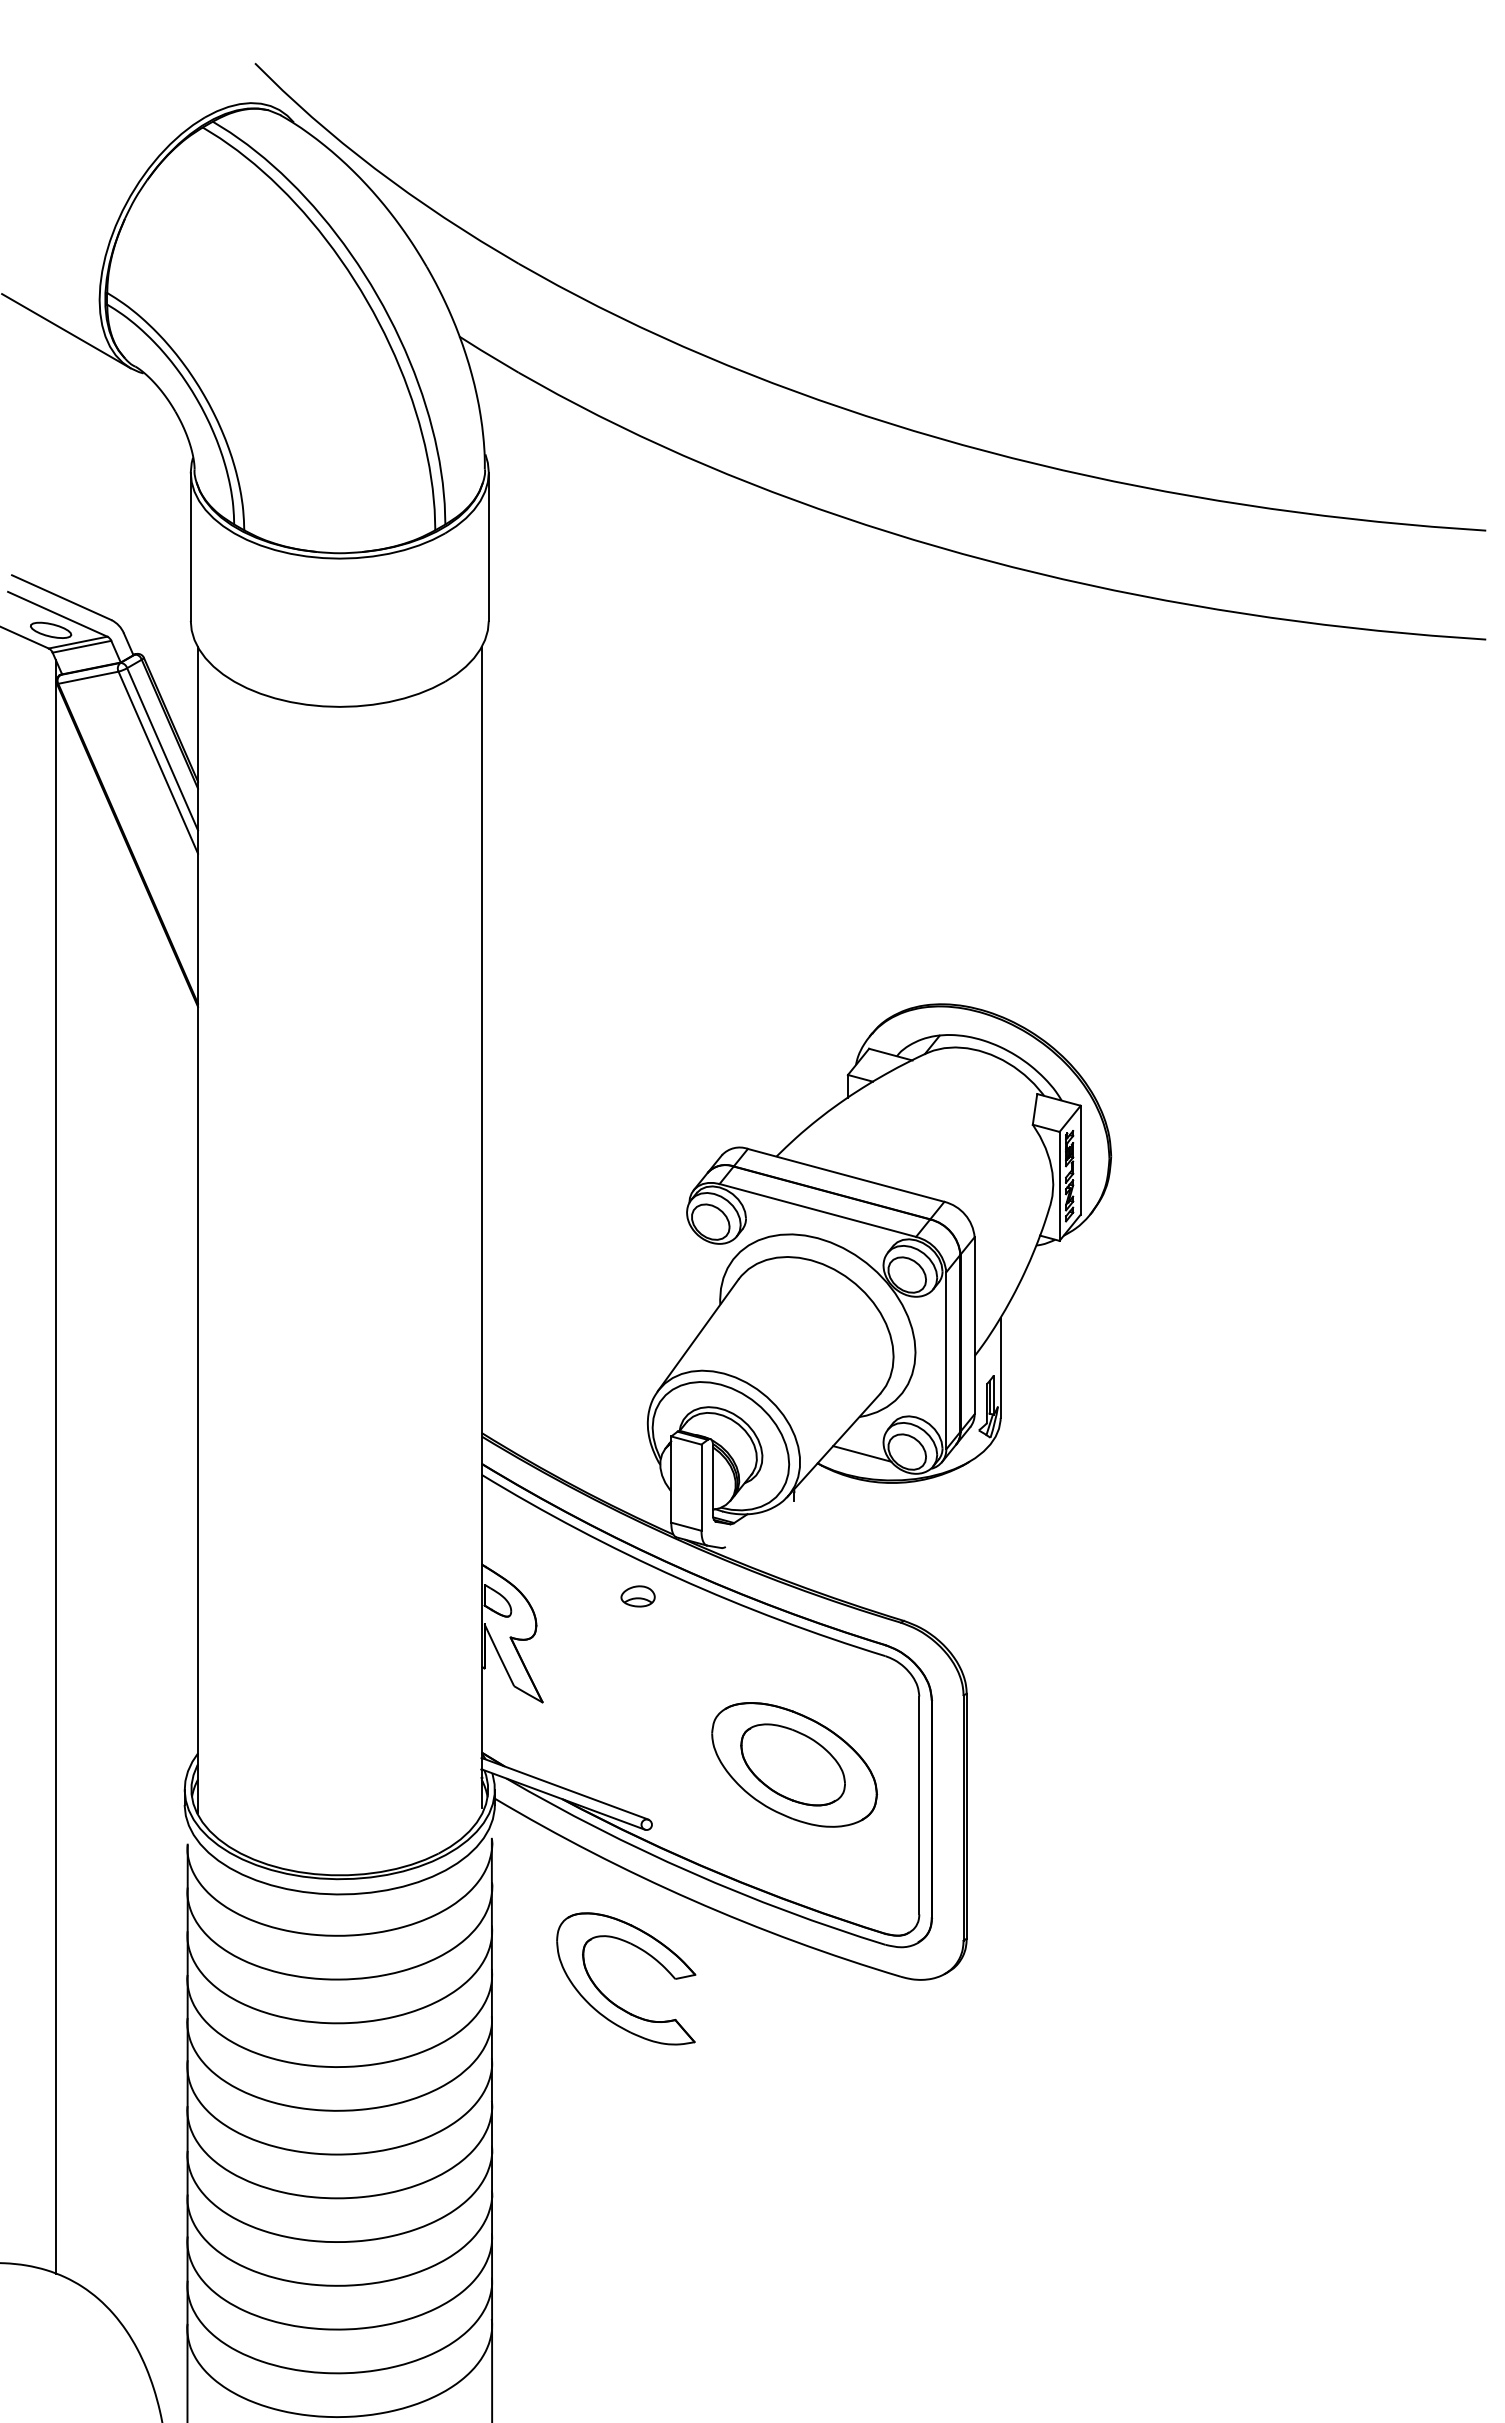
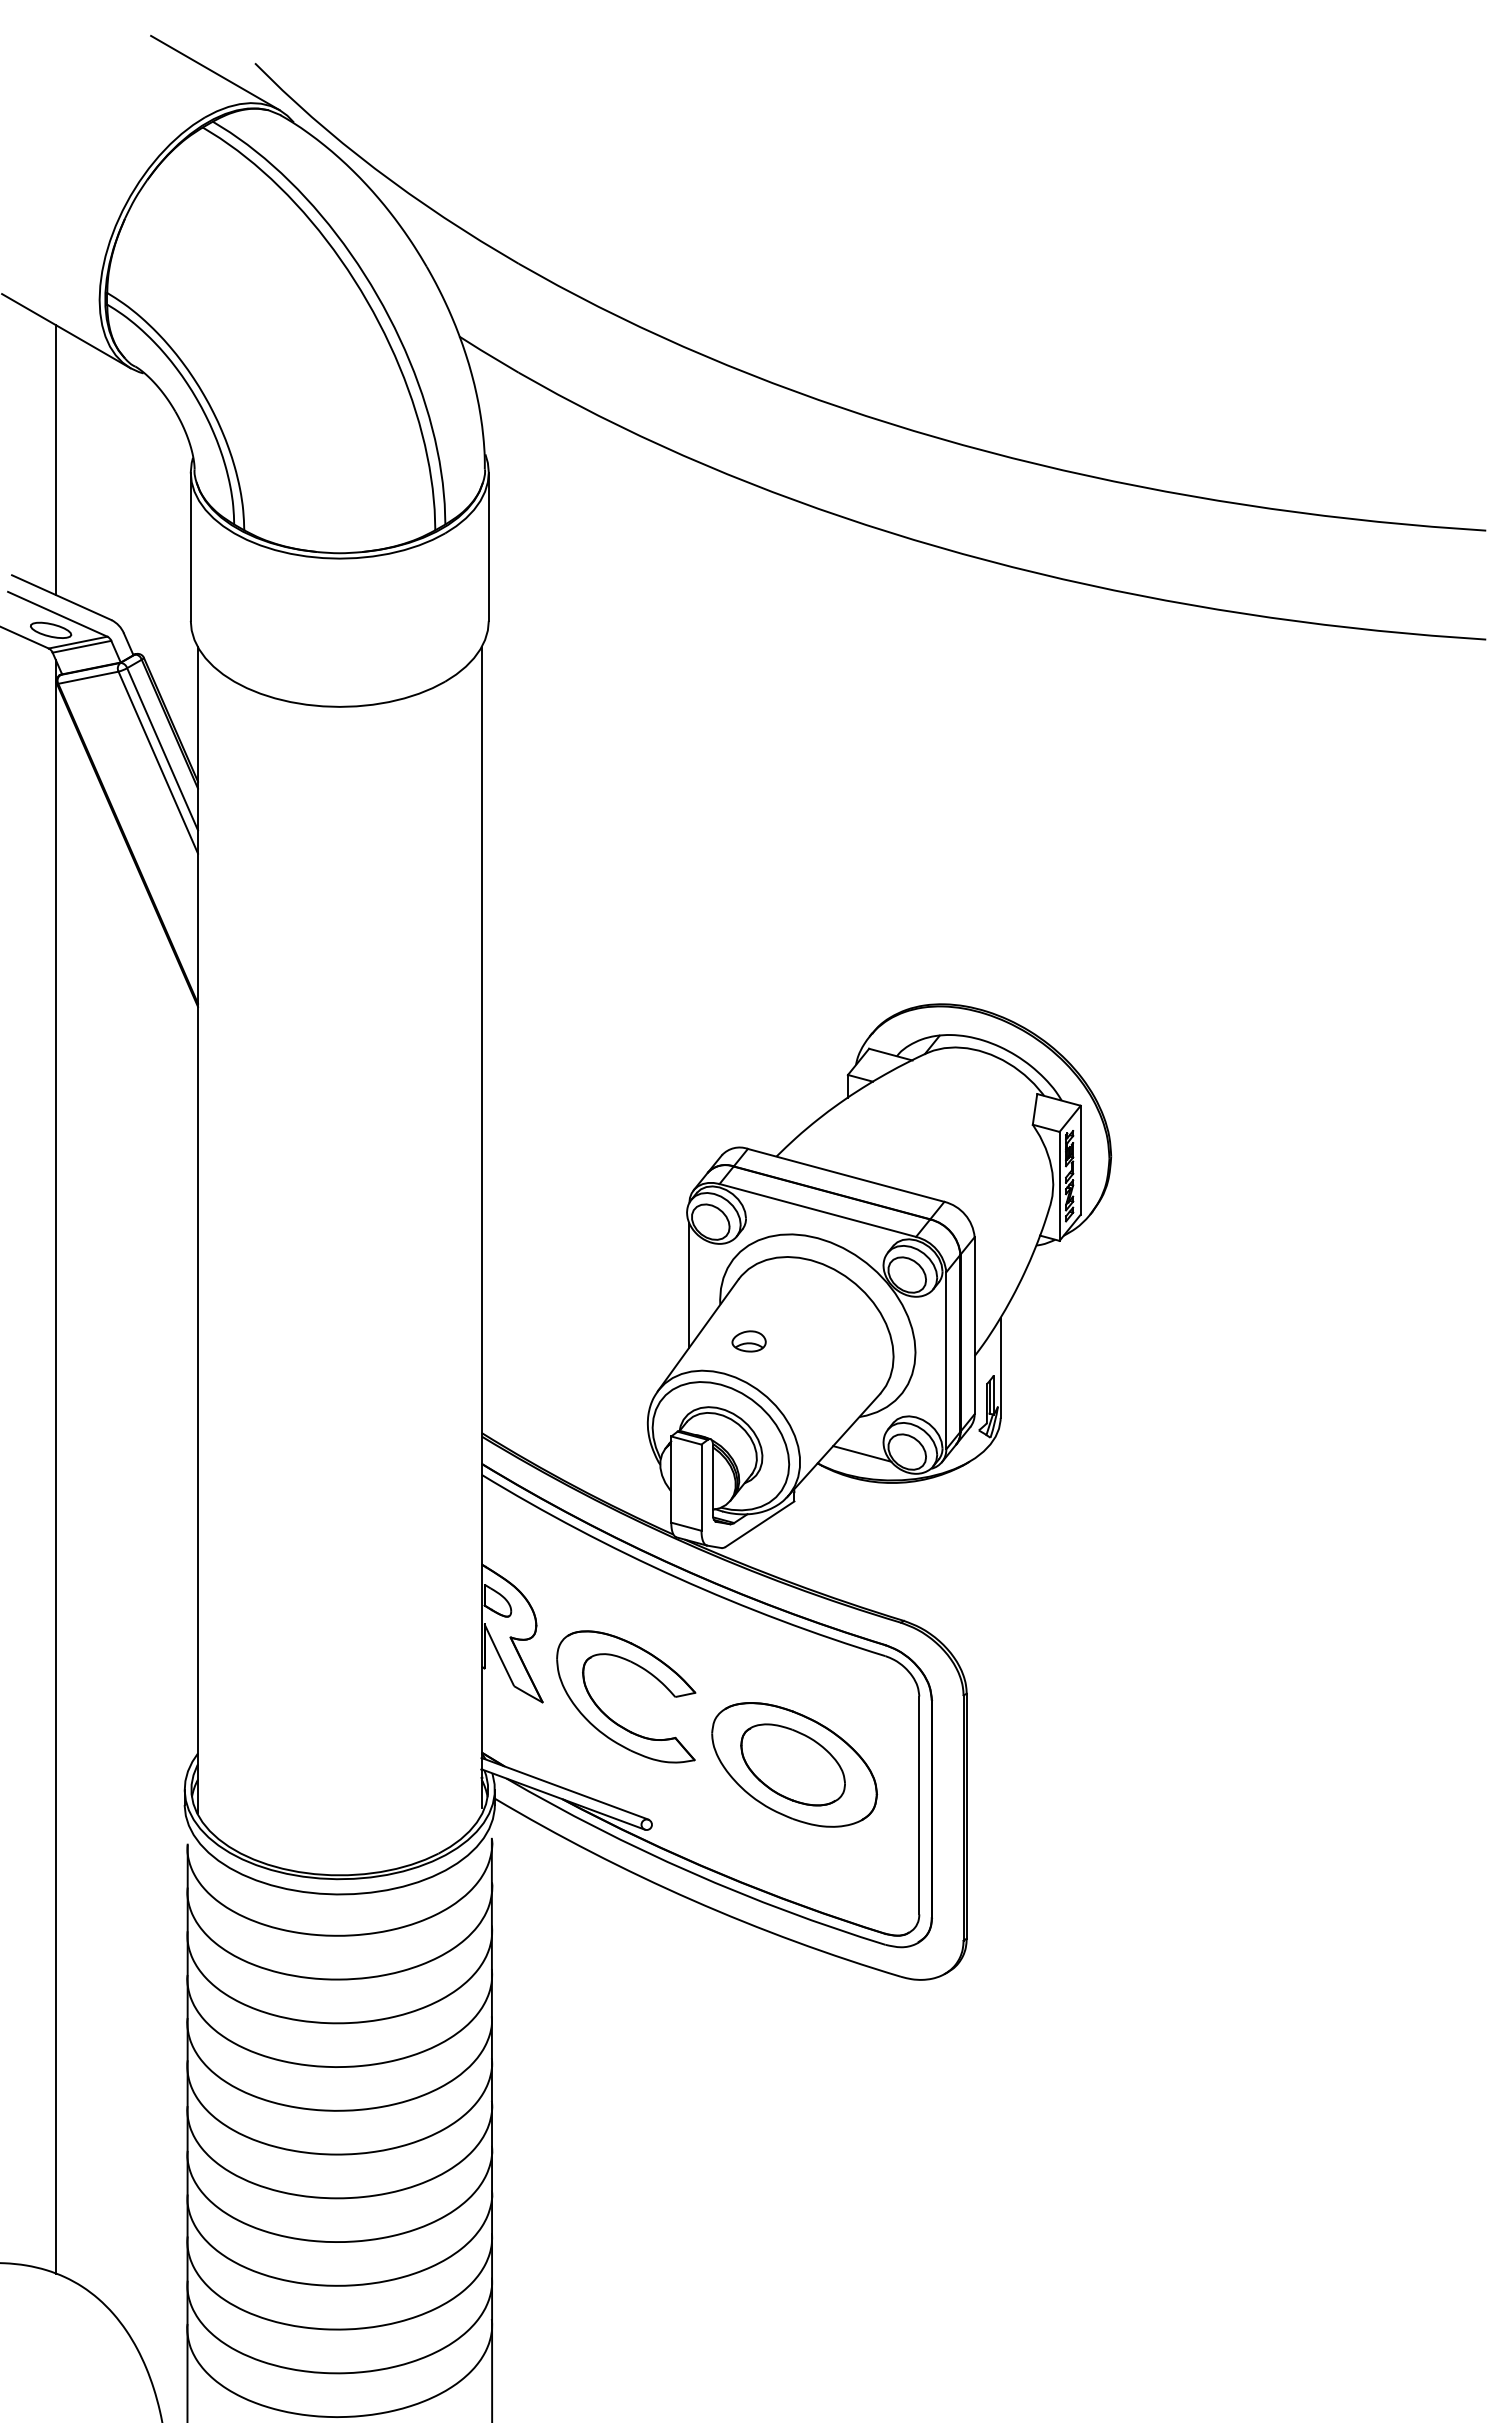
line: none -> present (215, 72)
line: none -> present (55, 459)
line: none -> present (689, 1284)
line: none -> present (759, 1523)
part position: (637, 1596) -> (748, 1341) (748, 1341)
part position: (611, 2000) -> (611, 1718) (611, 1718)
